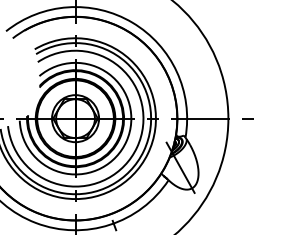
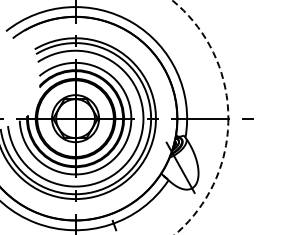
circle: solid -> dashed (200, 117)
